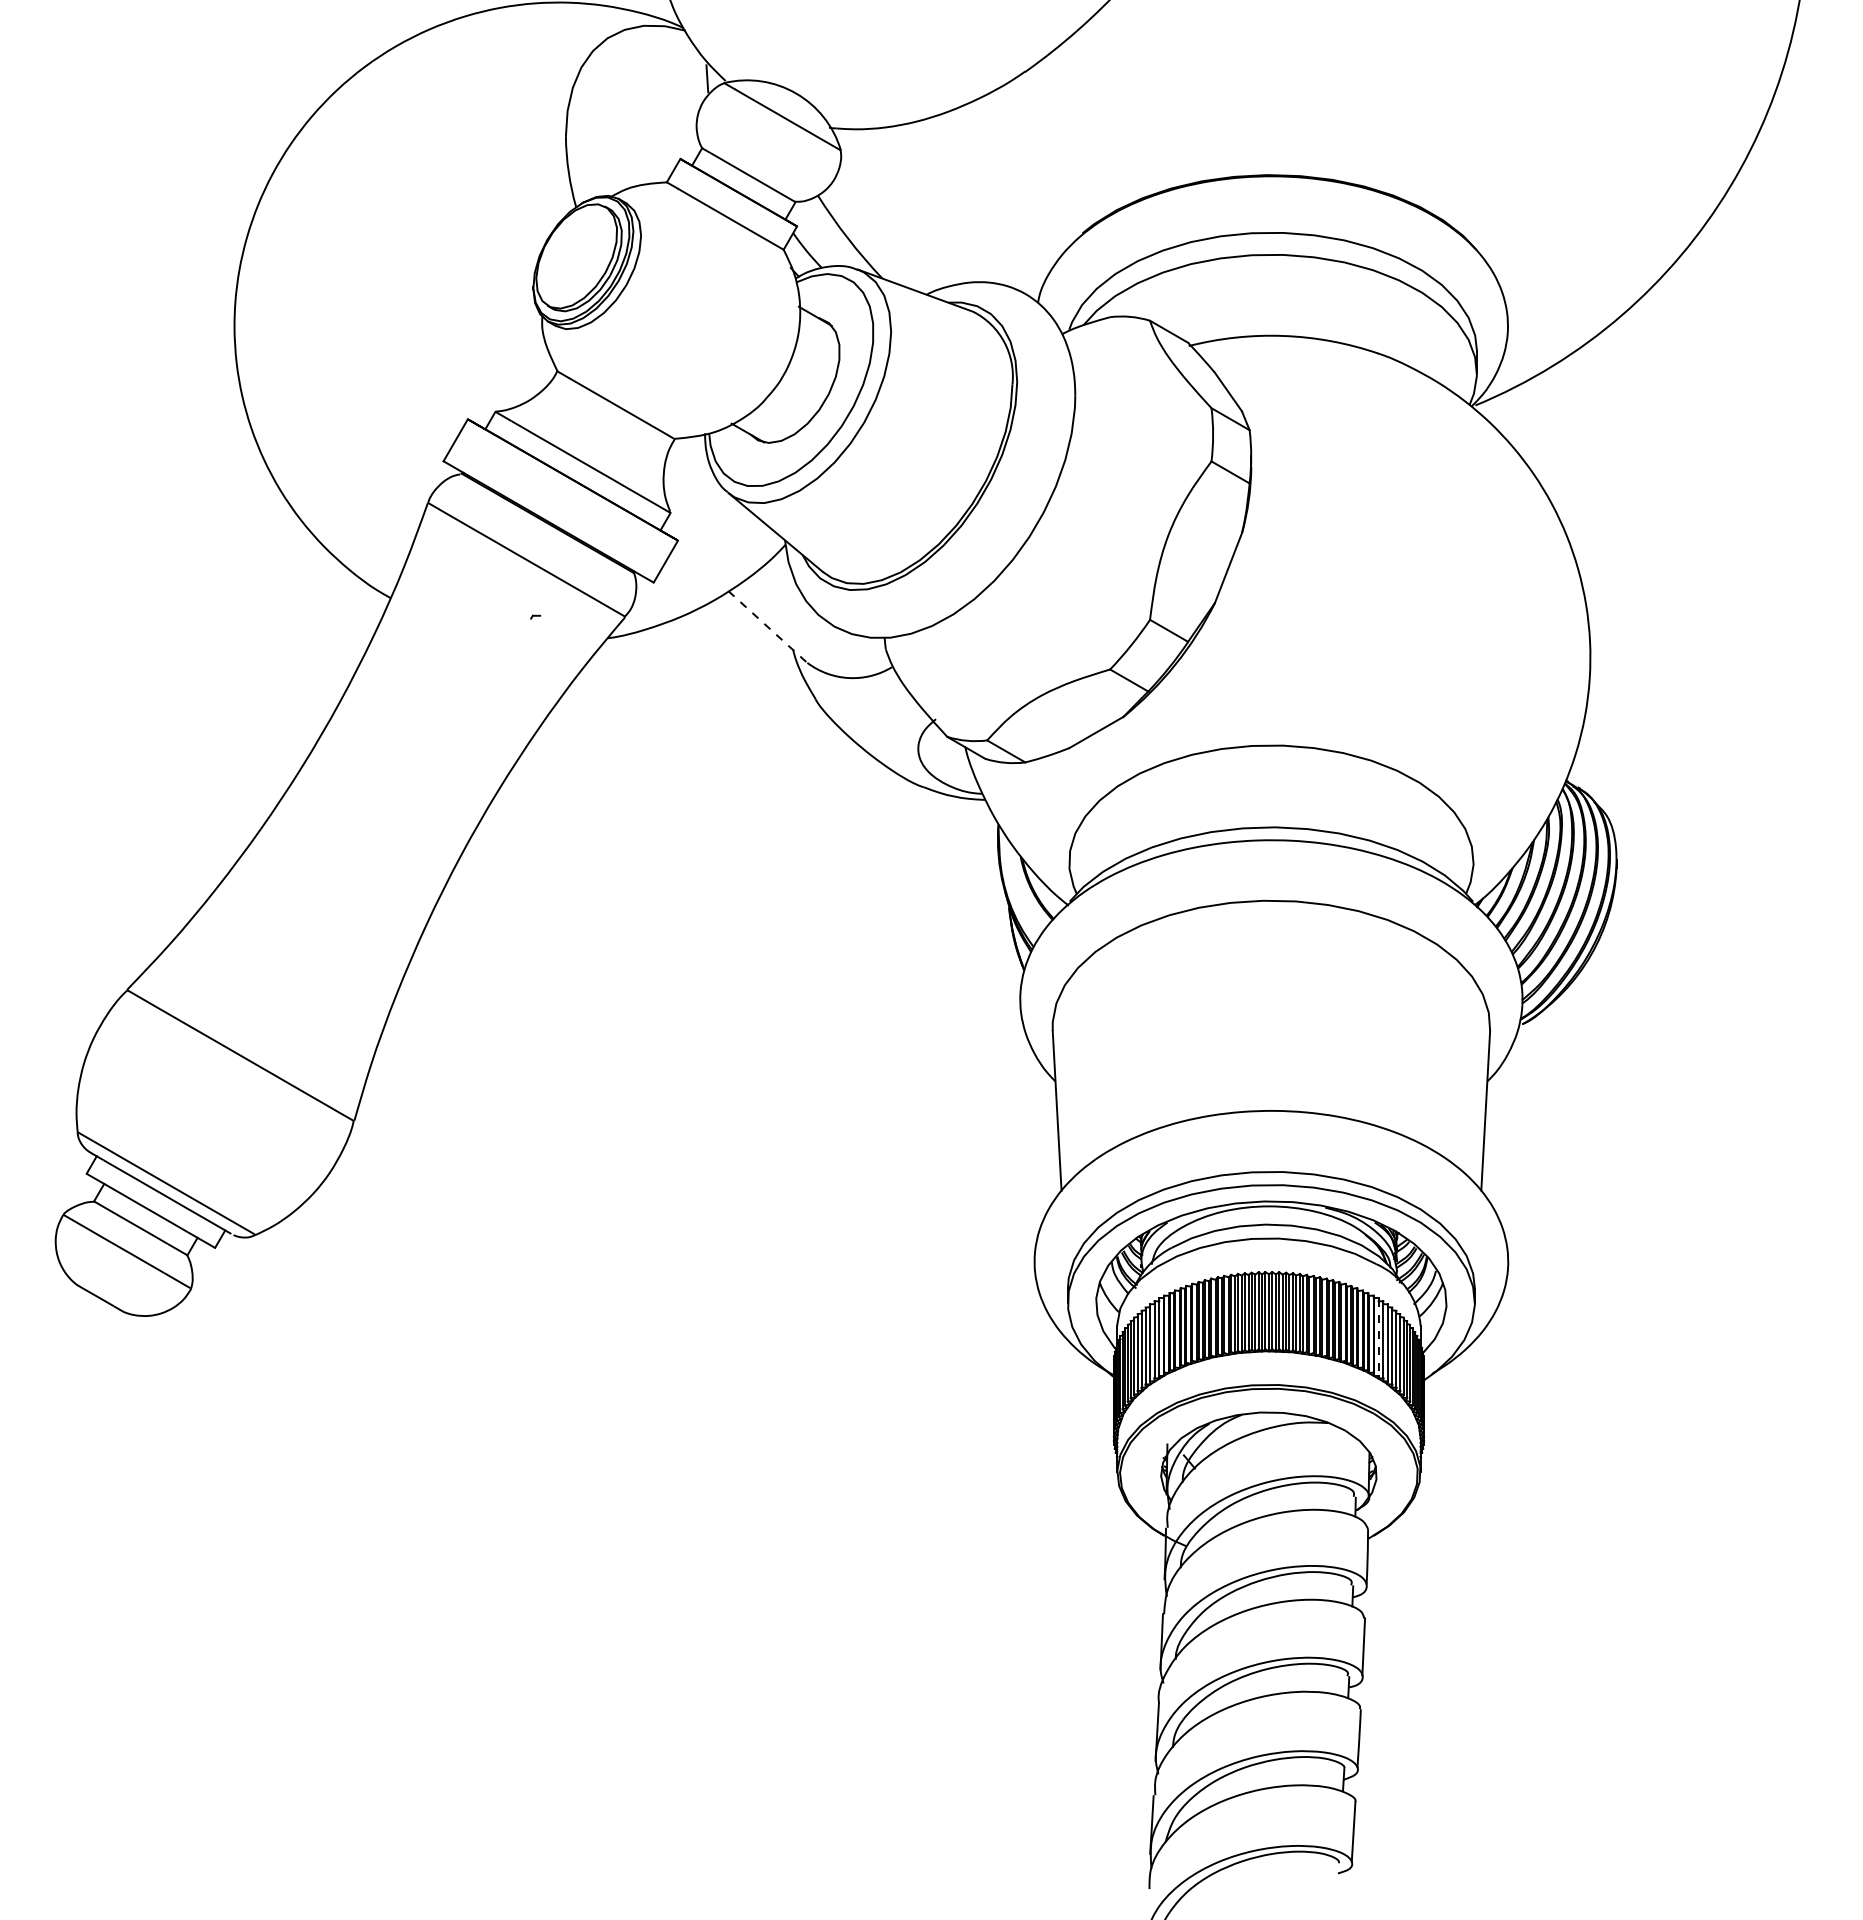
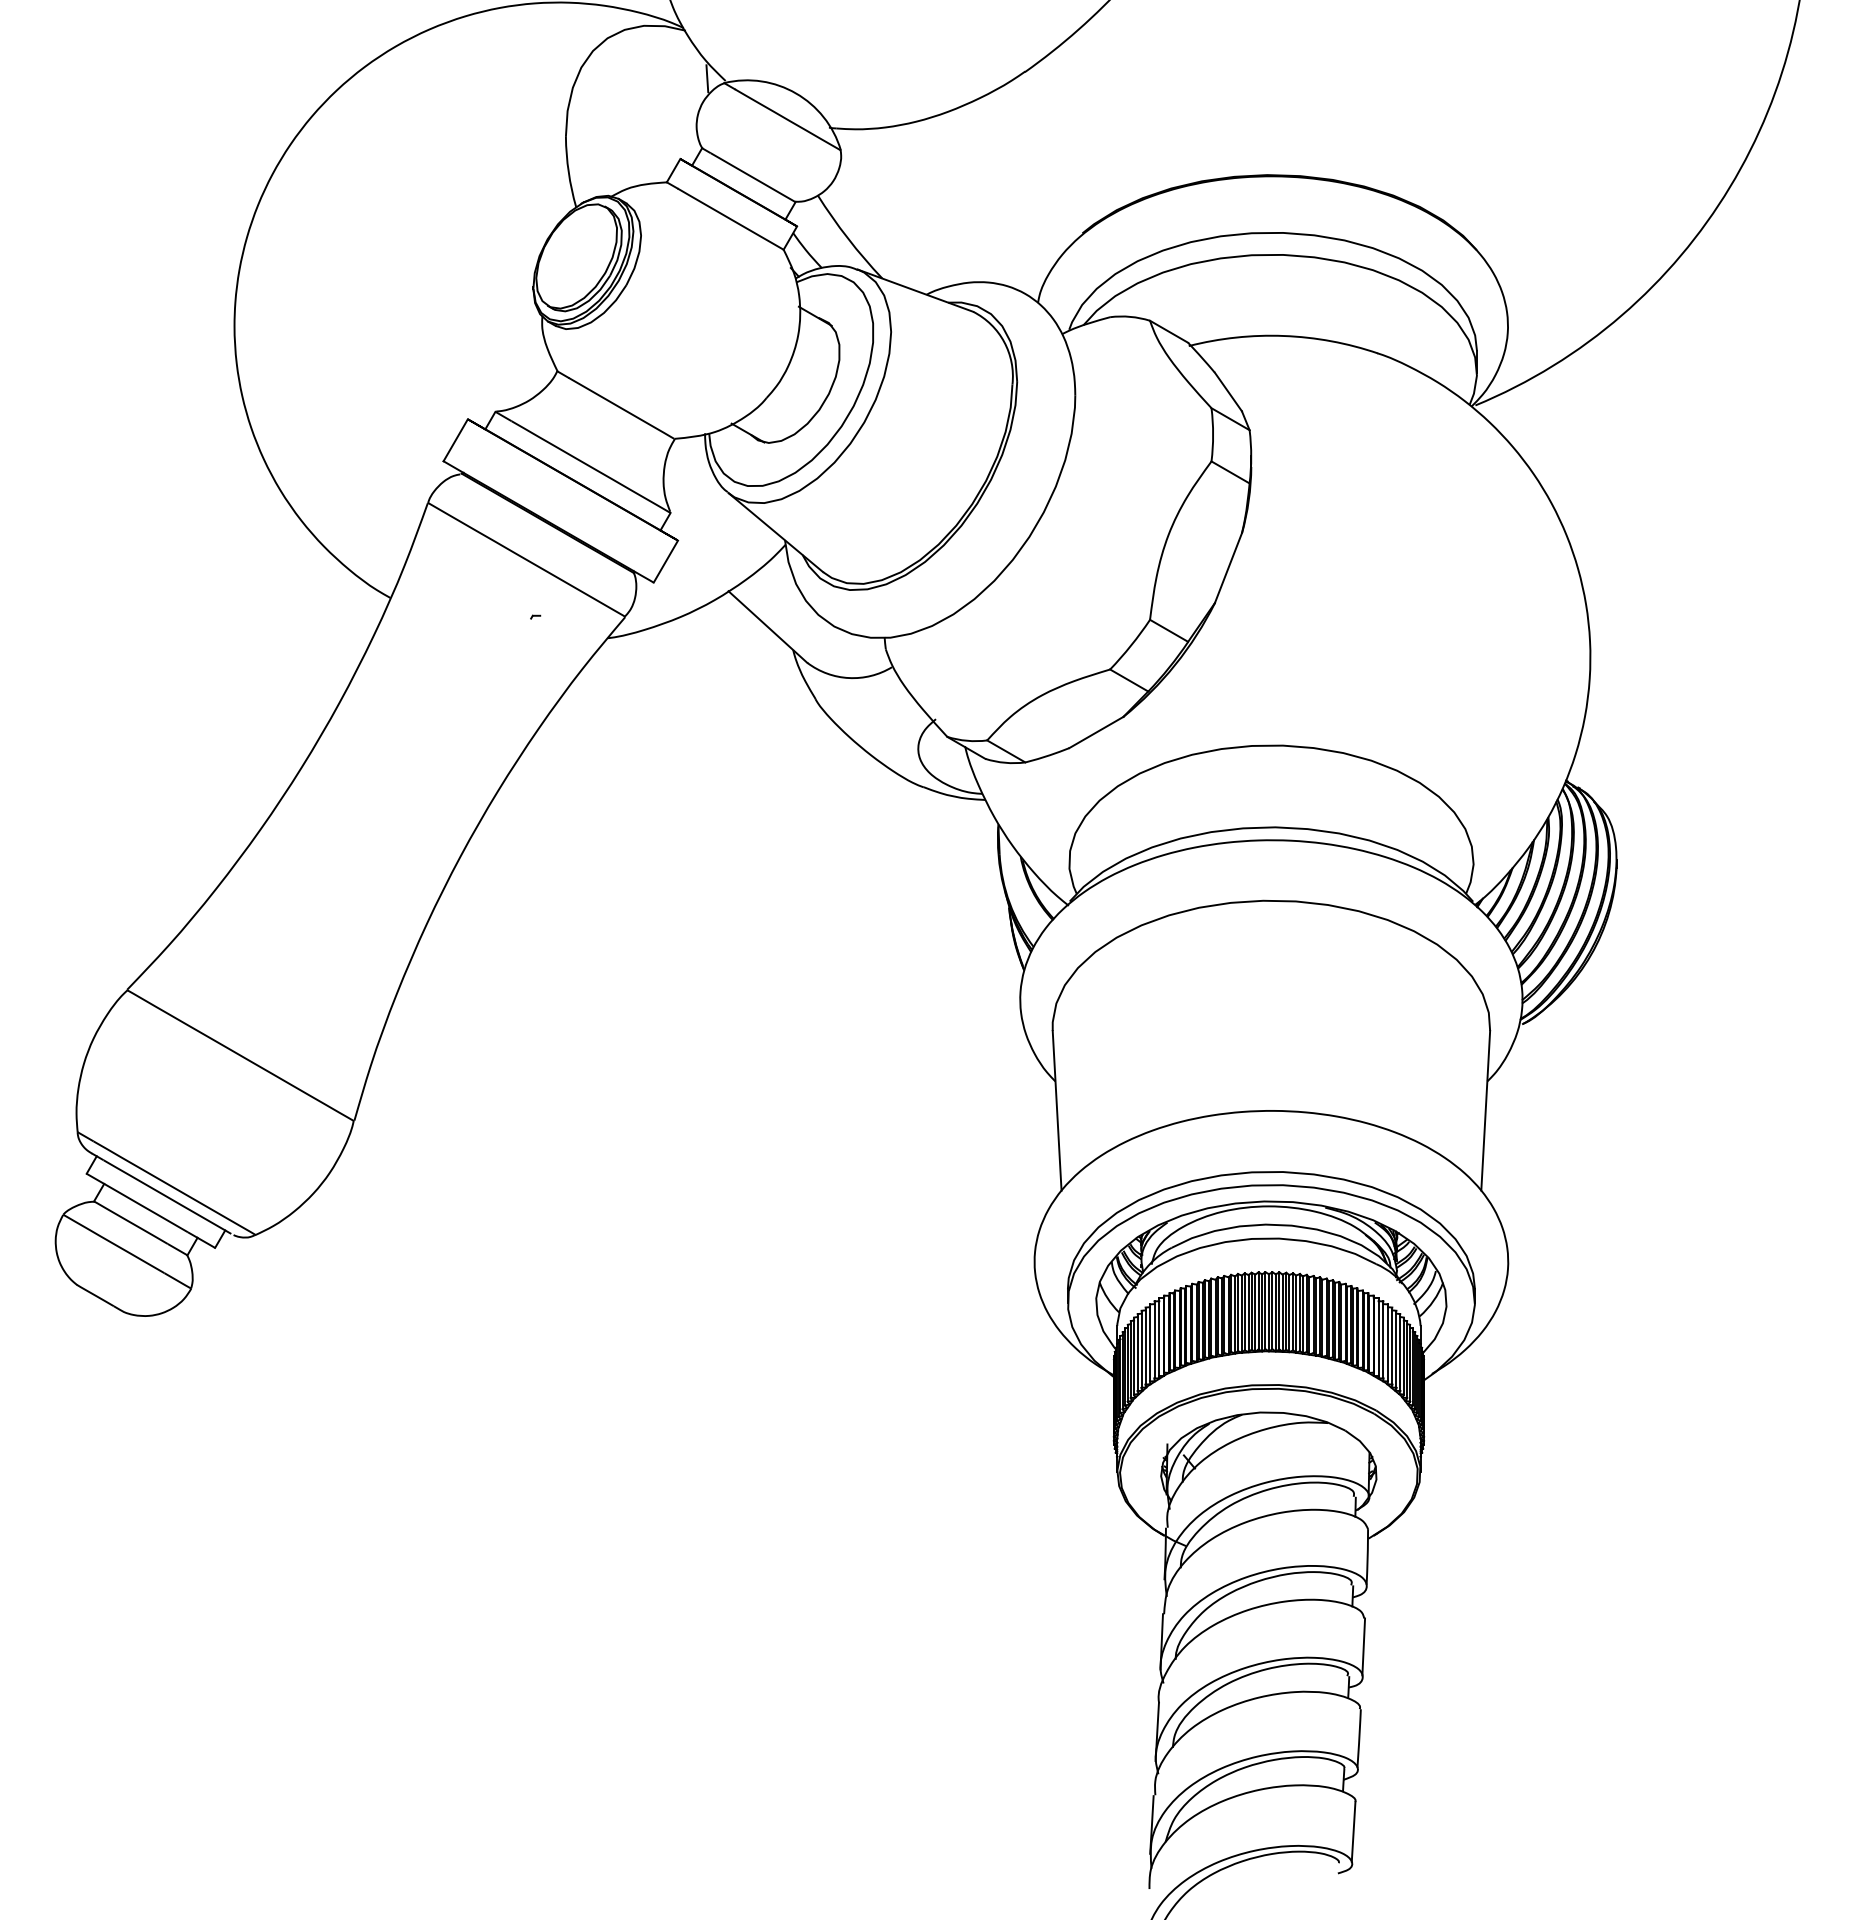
line: dashed -> solid (768, 627)
line: dashed -> solid (1378, 1337)
